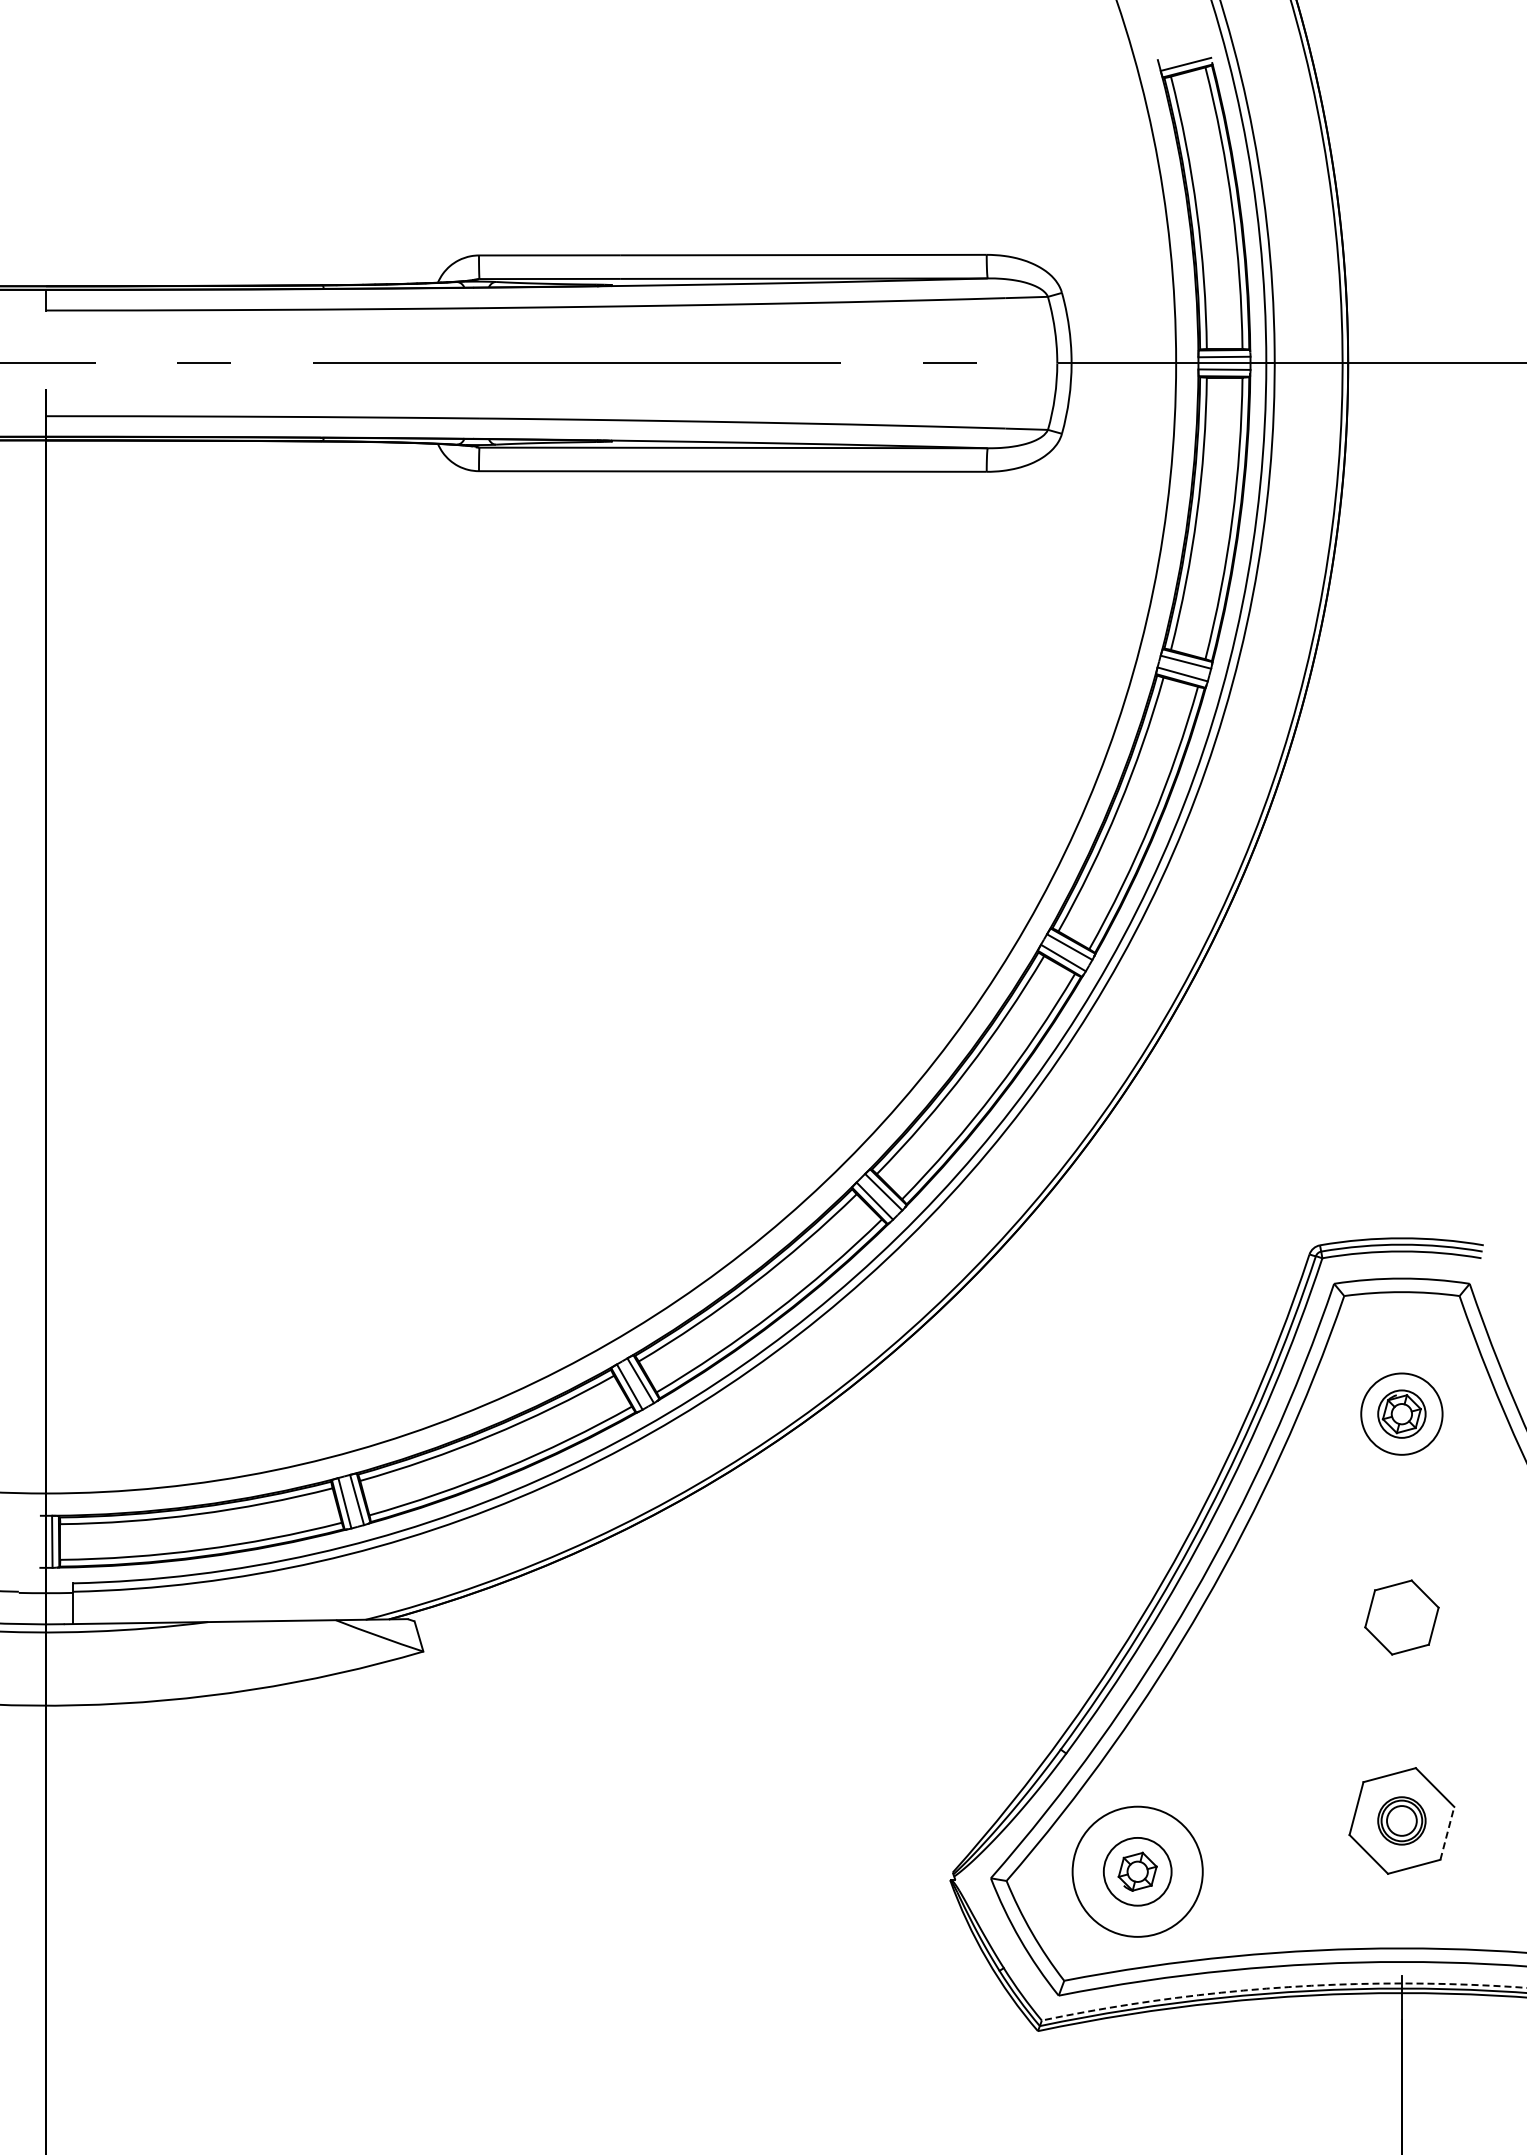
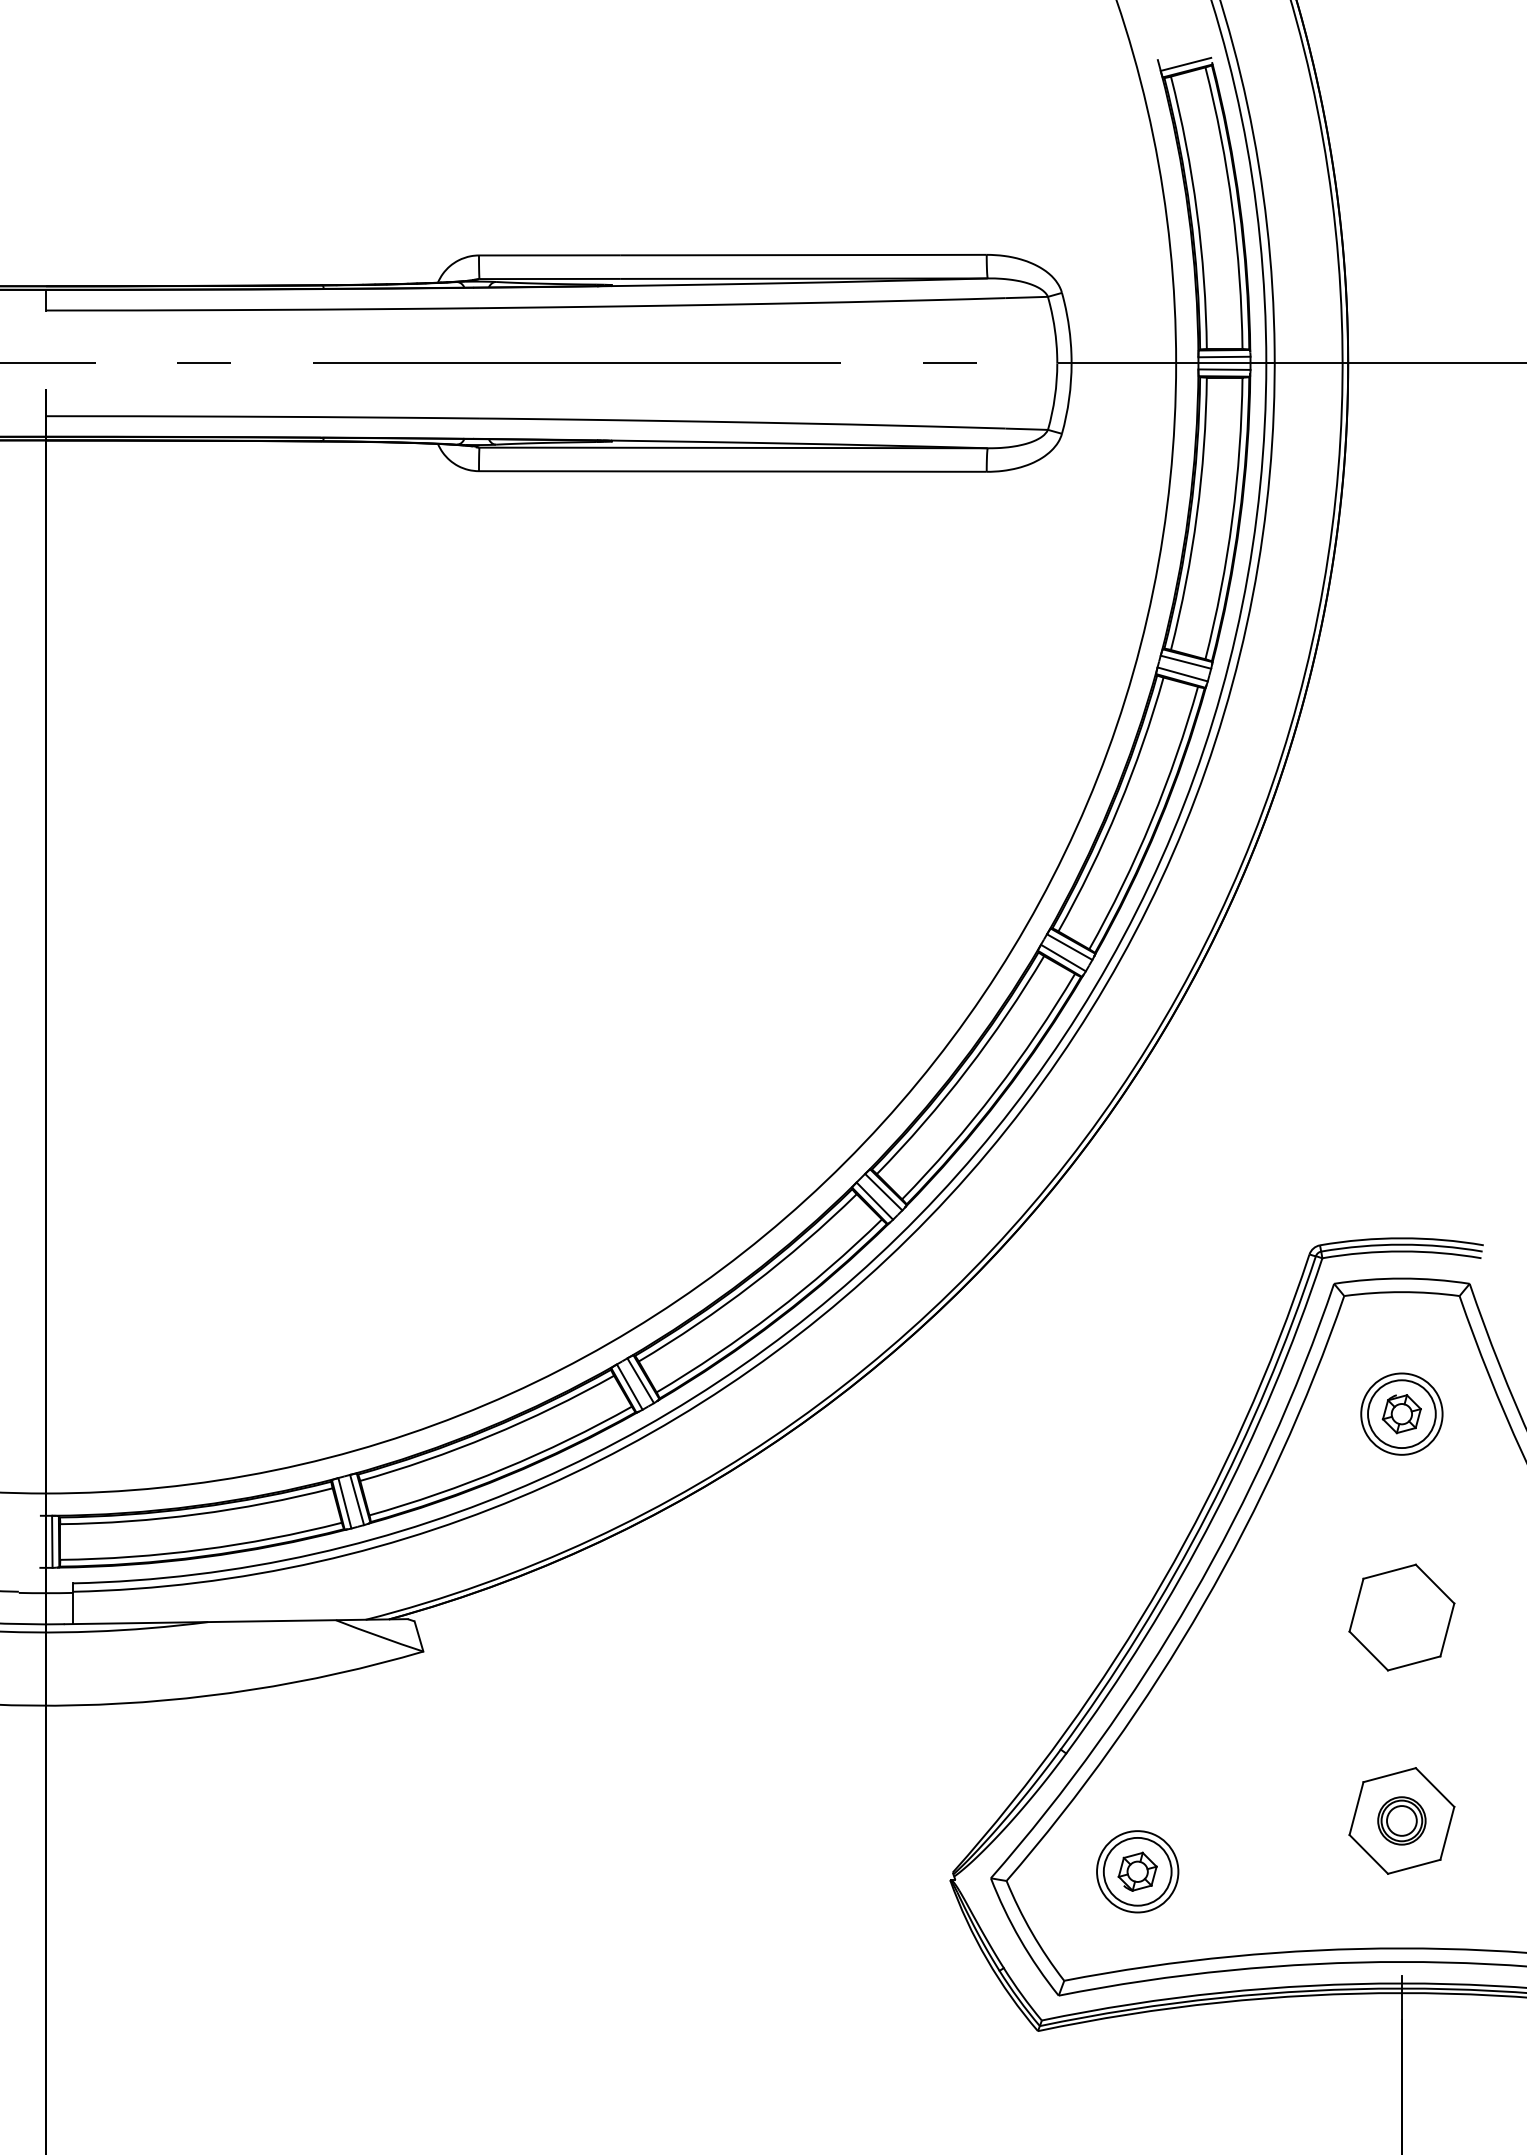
circle diameter: 47 px -> 68 px (1401, 1414)
part size: 76x77 px -> 108x109 px (1401, 1617)
line: dashed -> solid (1447, 1832)
circle diameter: 130 px -> 81 px (1137, 1871)
arc: dashed -> solid (1282, 1987)
